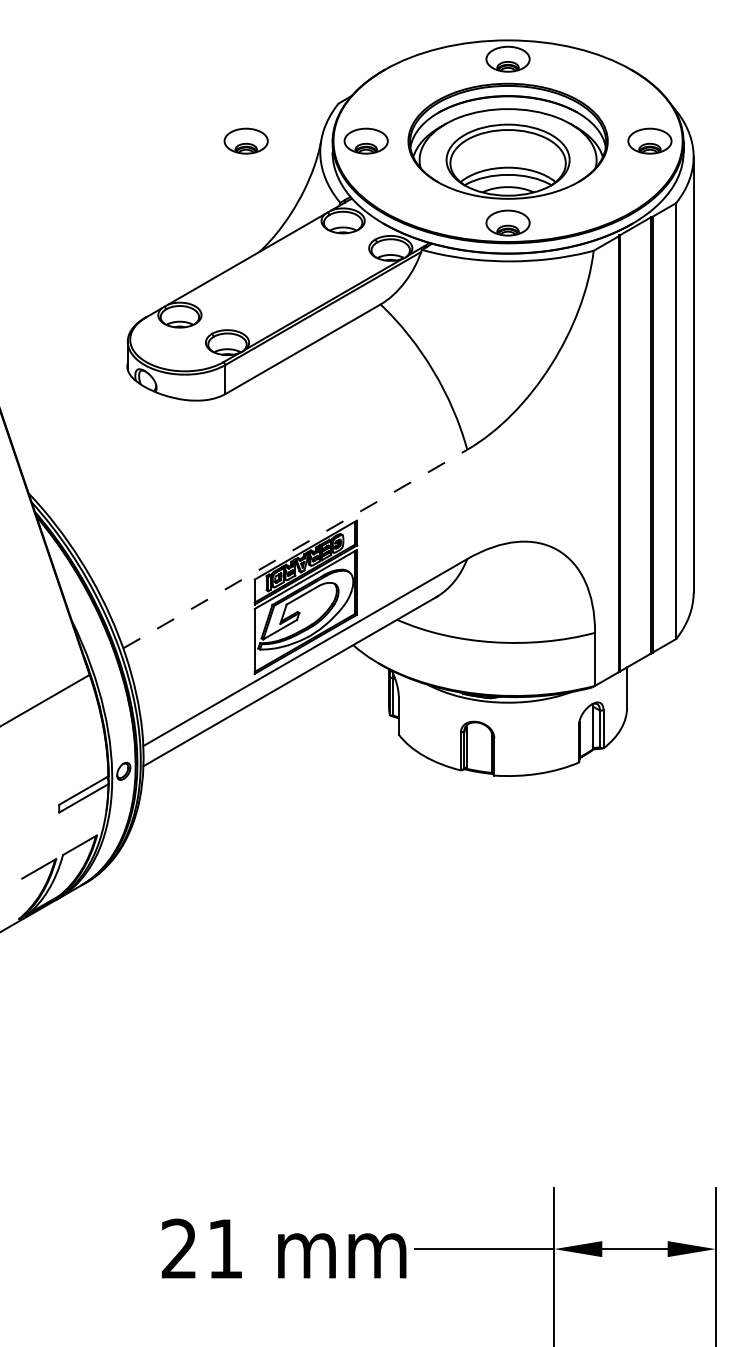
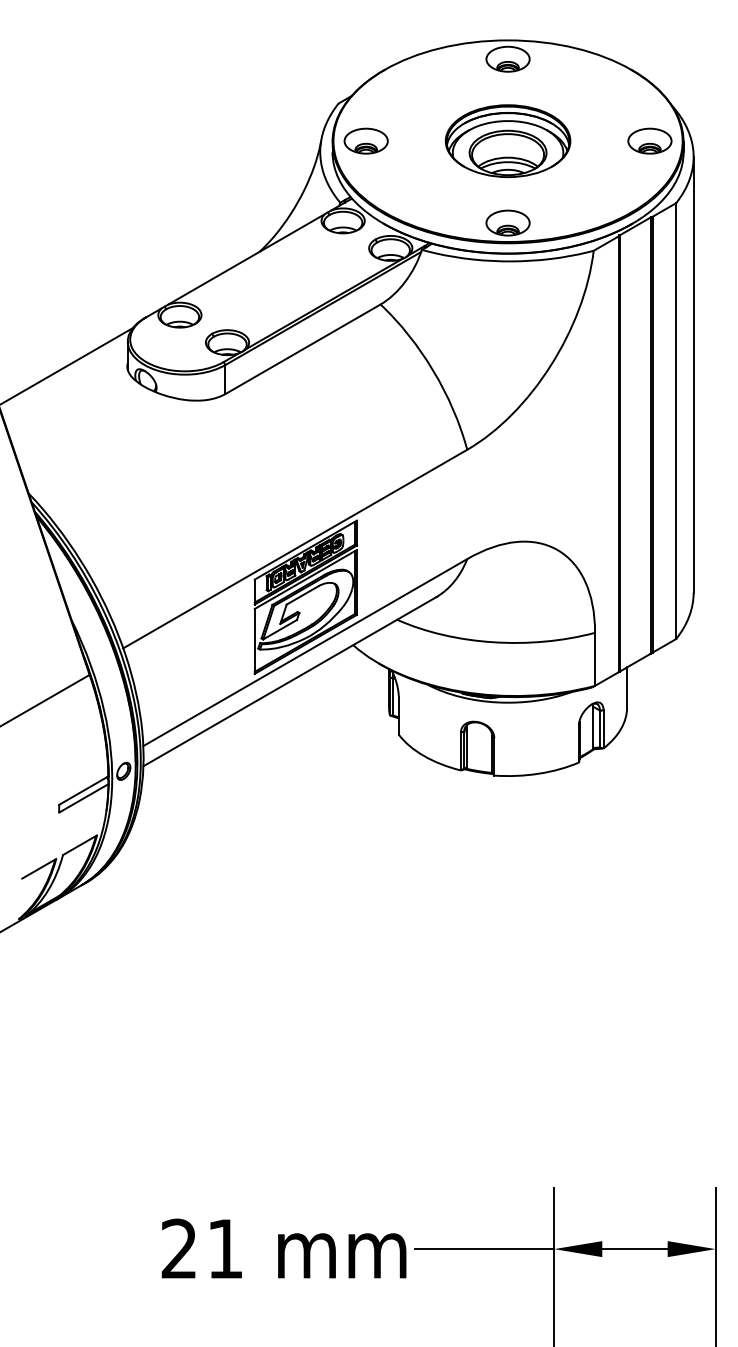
part: present -> none (245, 140)
part size: 202x118 px -> 128x74 px (507, 140)
line: none -> present (67, 365)
line: dashed -> solid (295, 549)
